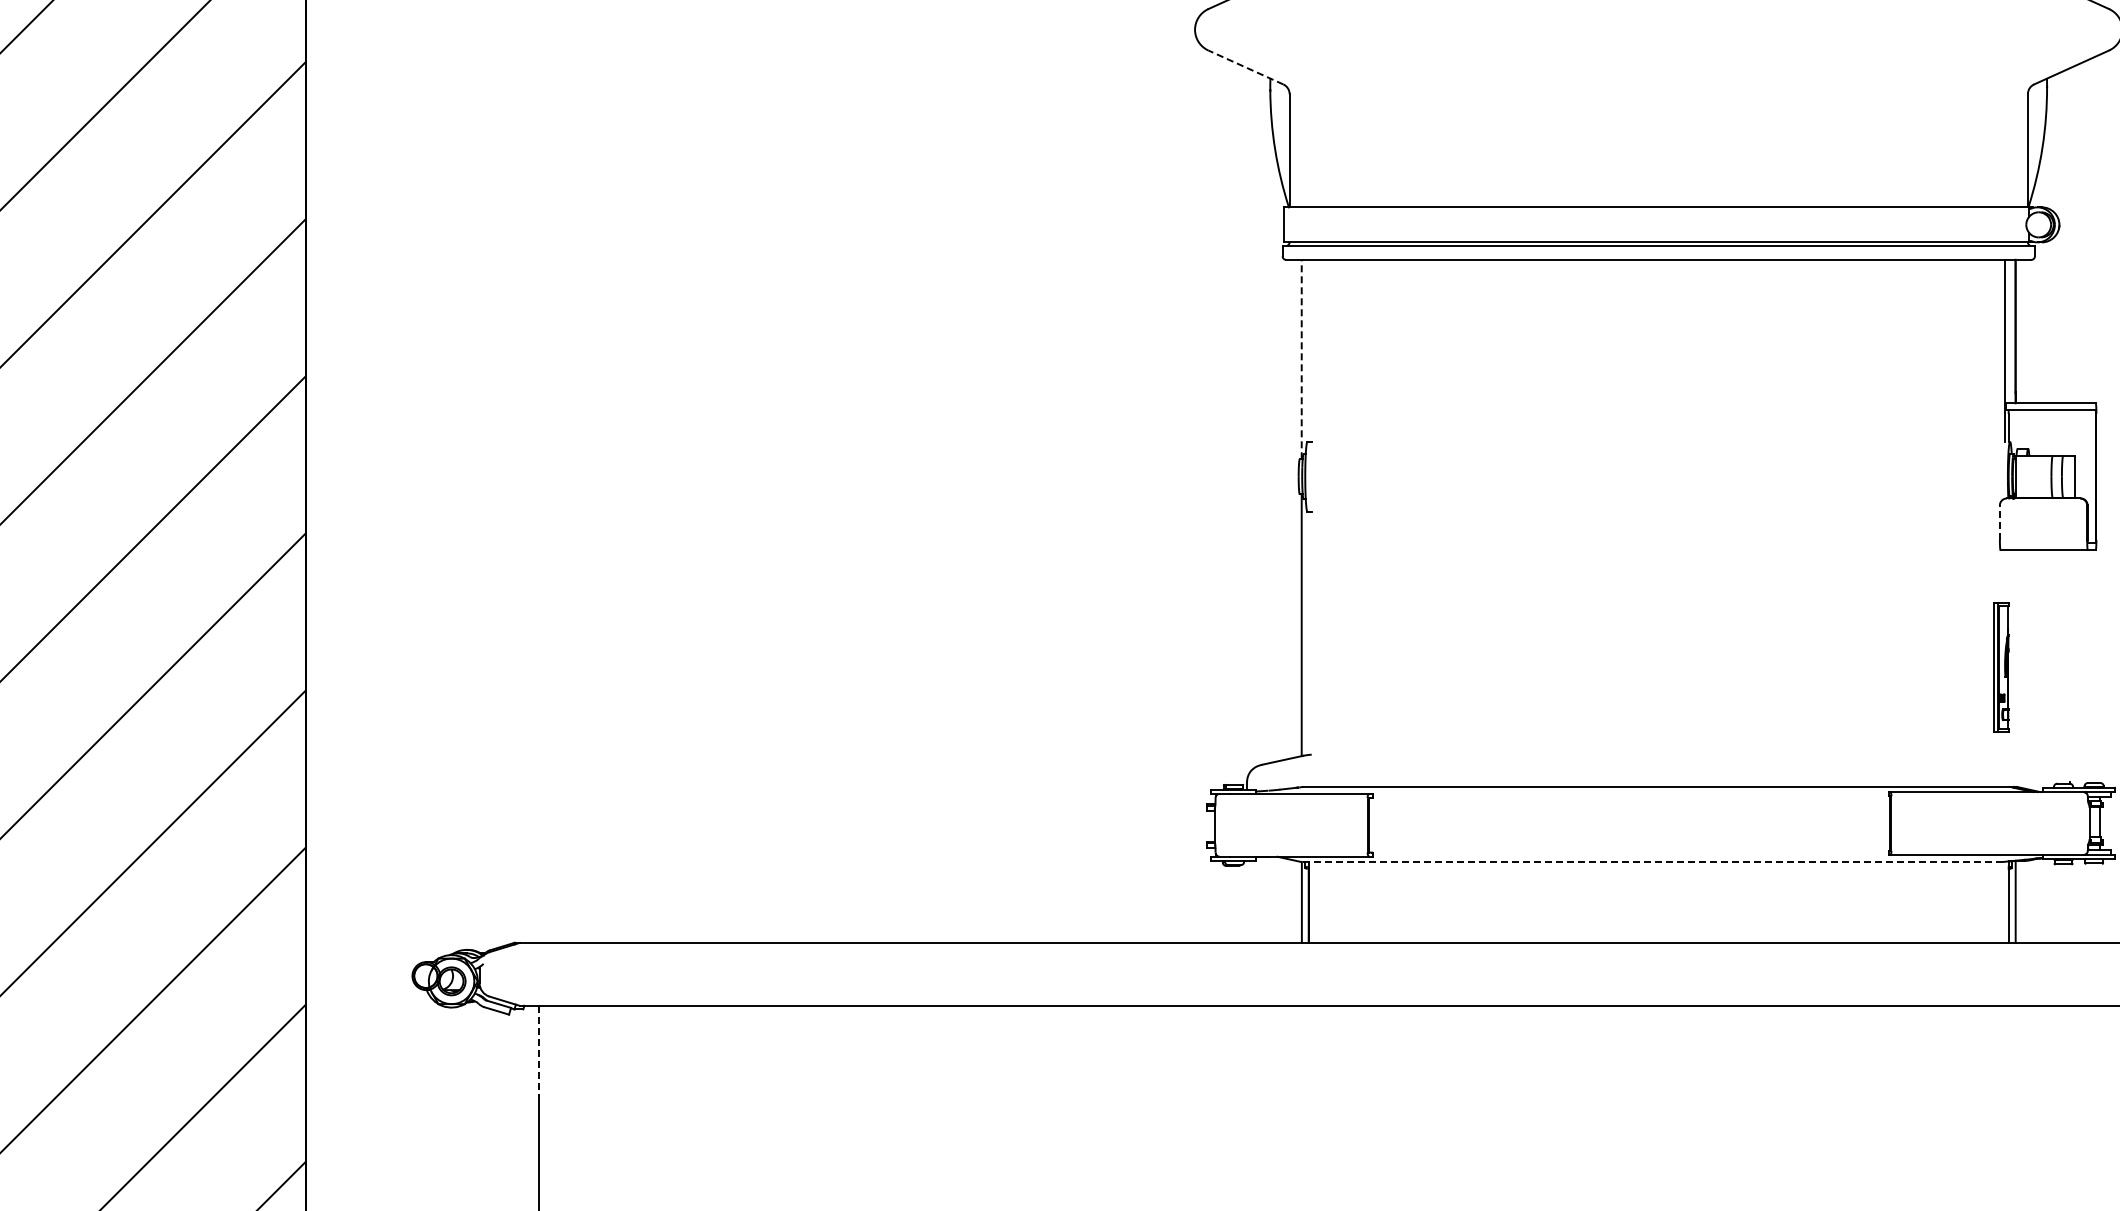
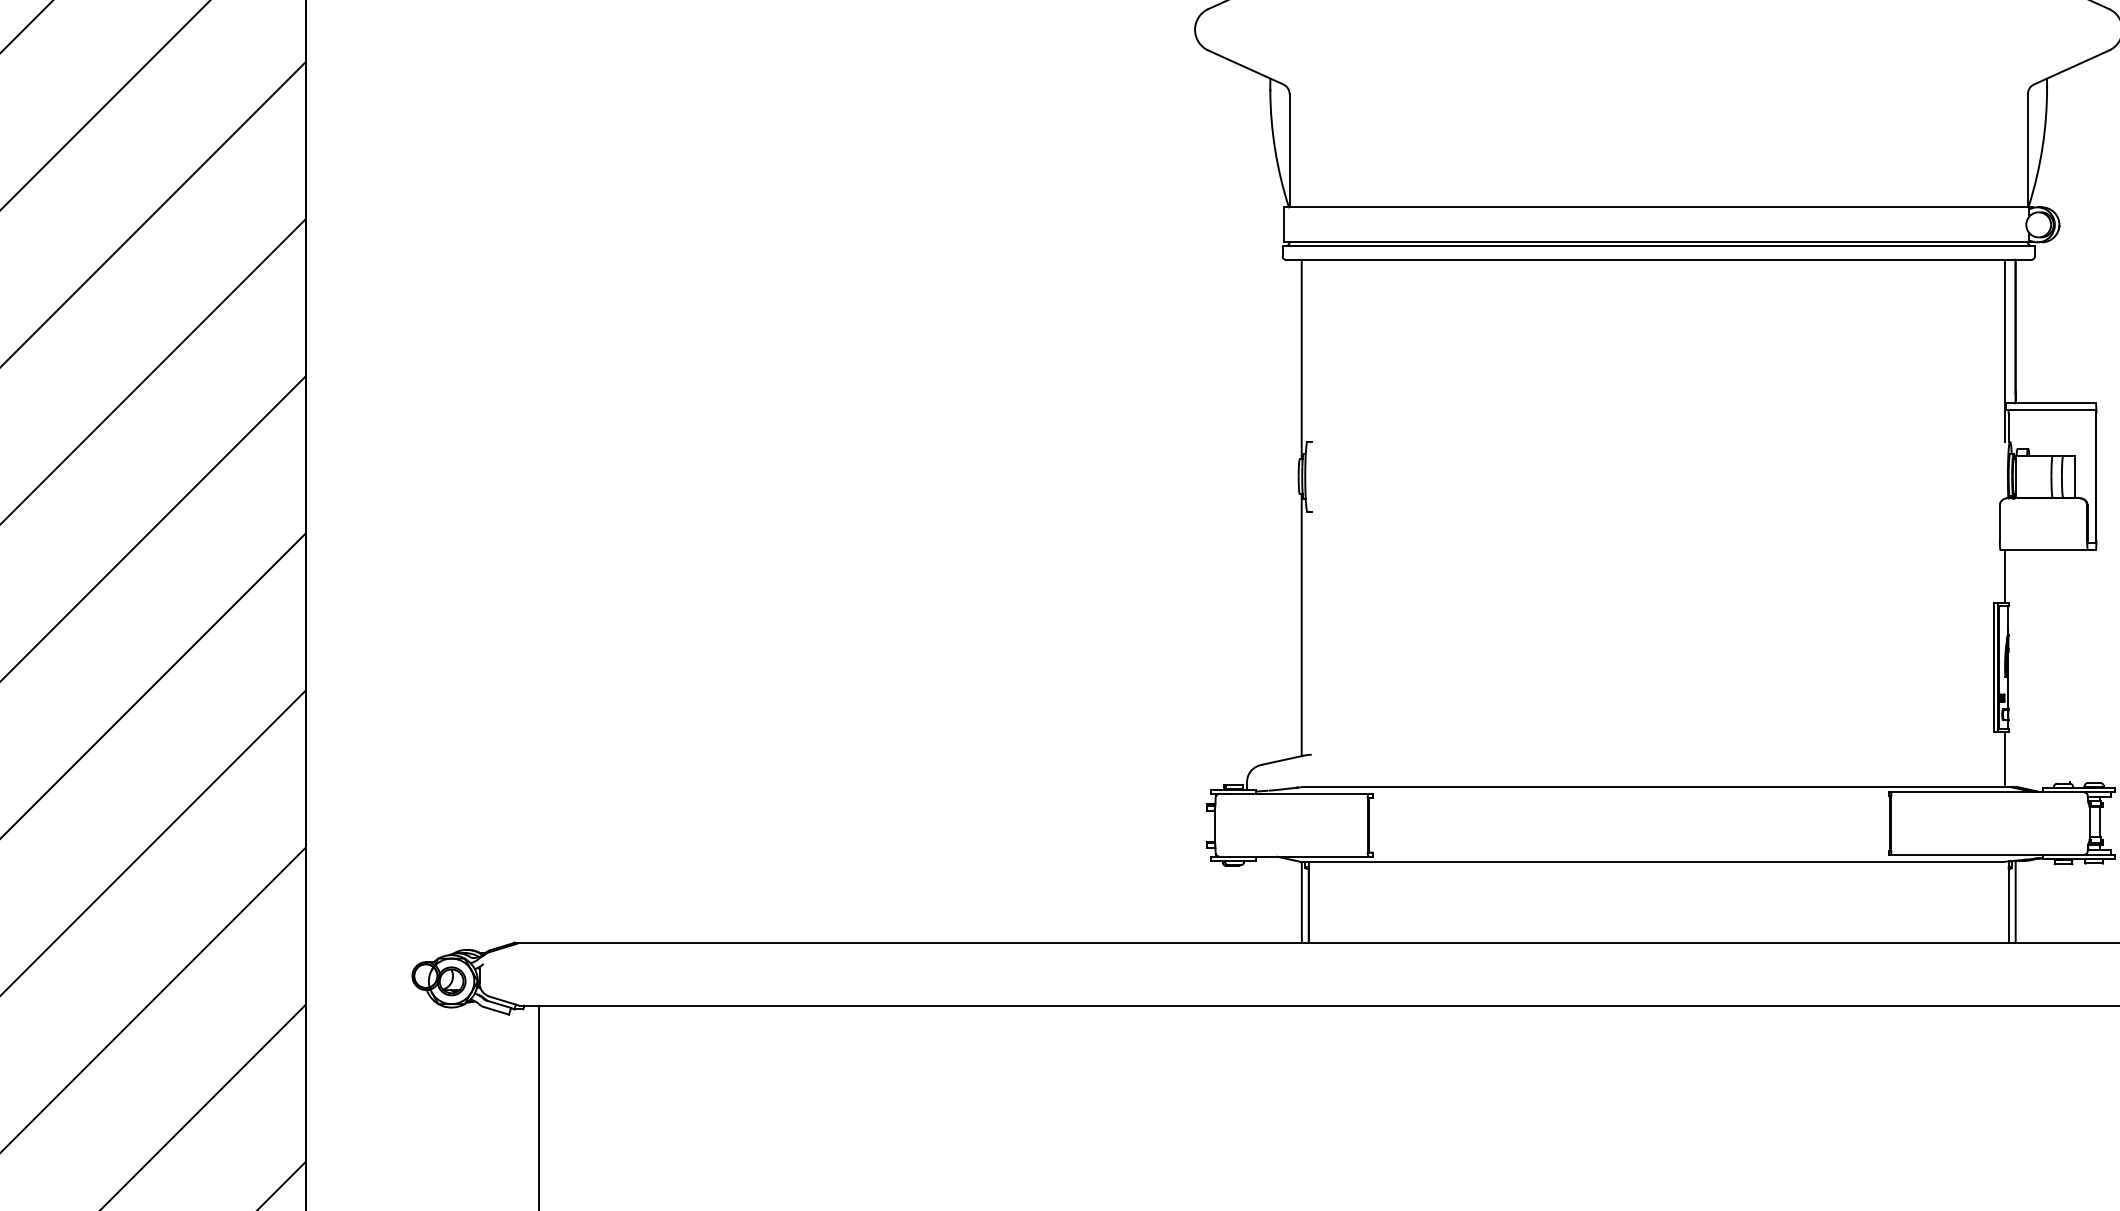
line: dashed -> solid (1245, 67)
line: dashed -> solid (1301, 359)
line: dashed -> solid (1999, 522)
line: none -> present (2005, 576)
line: none -> present (2005, 759)
line: dashed -> solid (1651, 861)
line: dashed -> solid (539, 1051)
